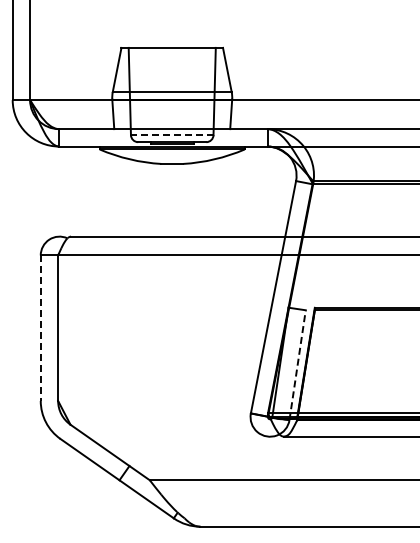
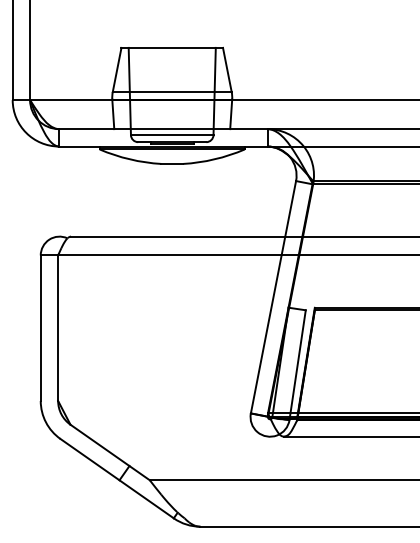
line: dashed -> solid (171, 135)
line: dashed -> solid (40, 328)
line: dashed -> solid (297, 364)
